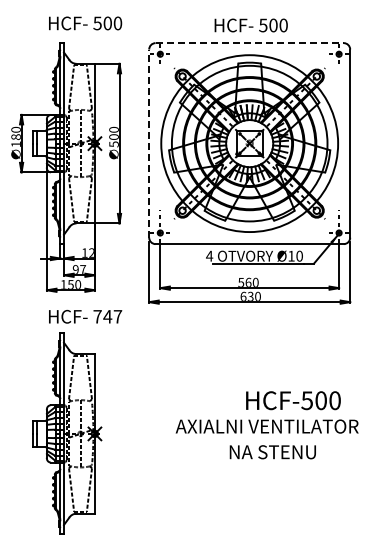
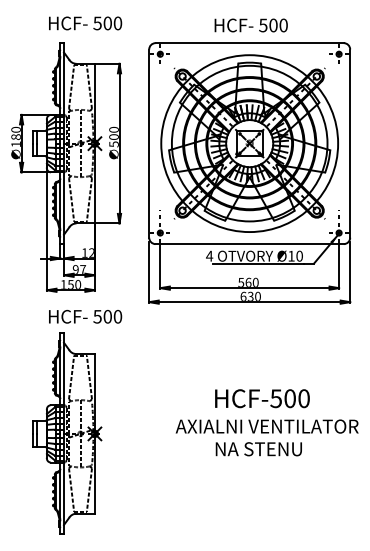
line: dashed -> solid (250, 43)
line: dashed -> solid (149, 143)
text: 747 -> 500 (107, 316)
text position: (293, 400) -> (262, 398) (262, 398)
text position: (272, 452) -> (258, 449) (258, 449)
